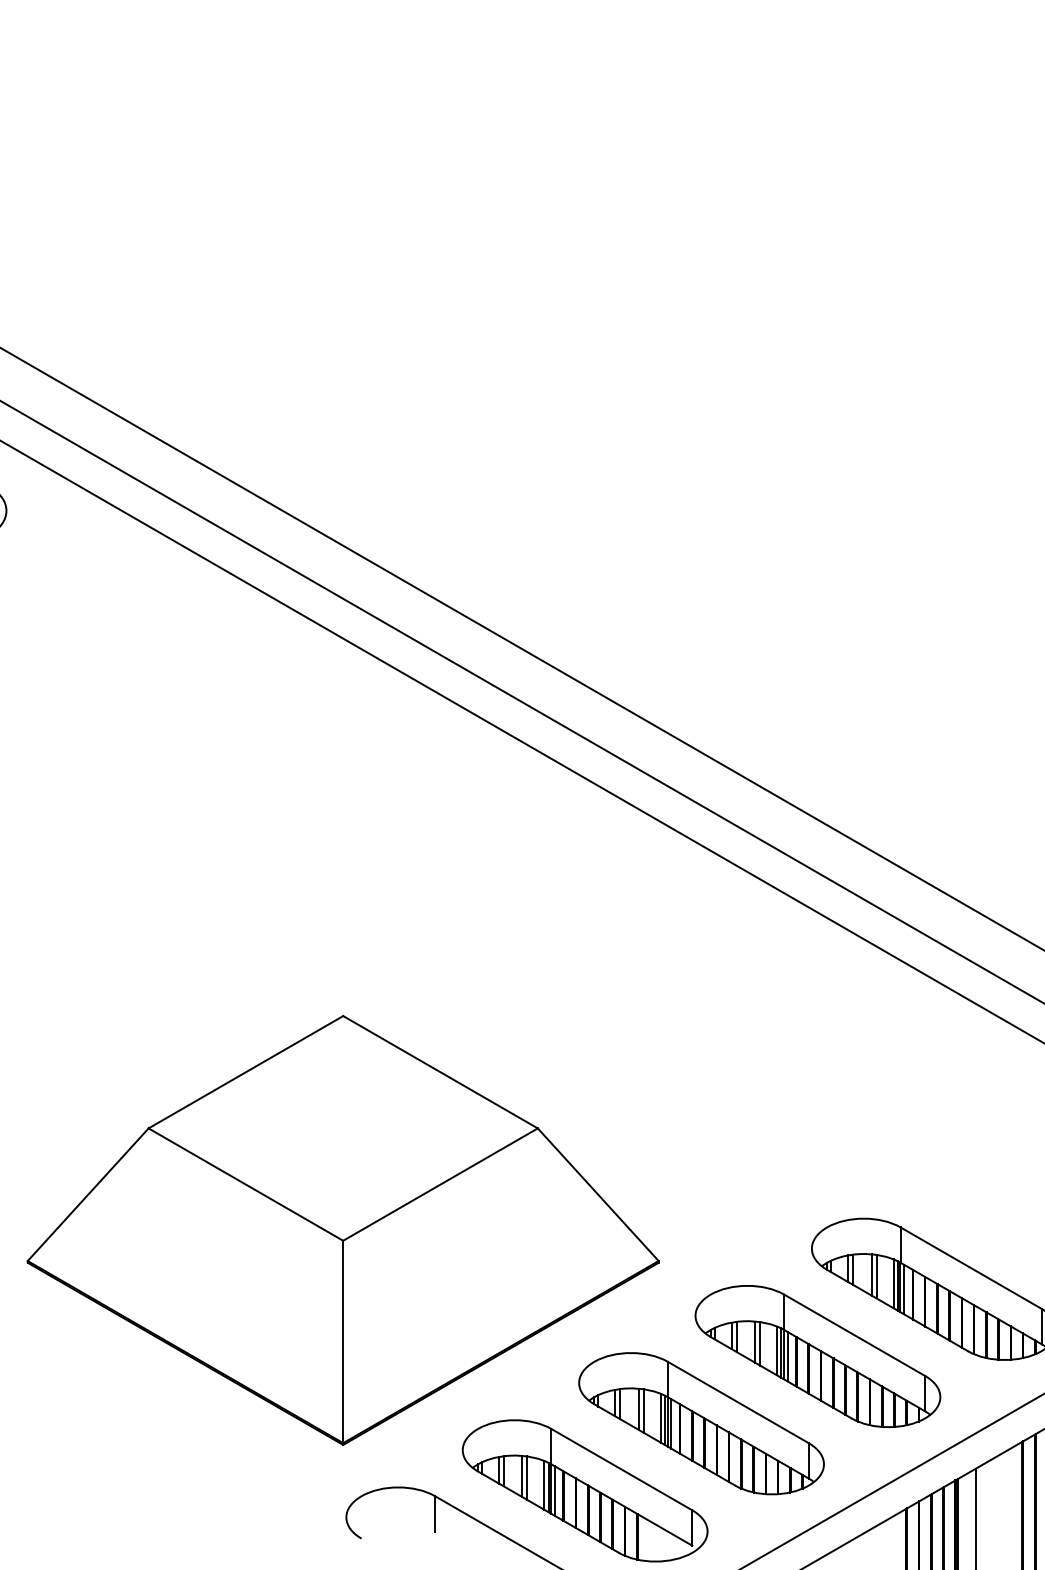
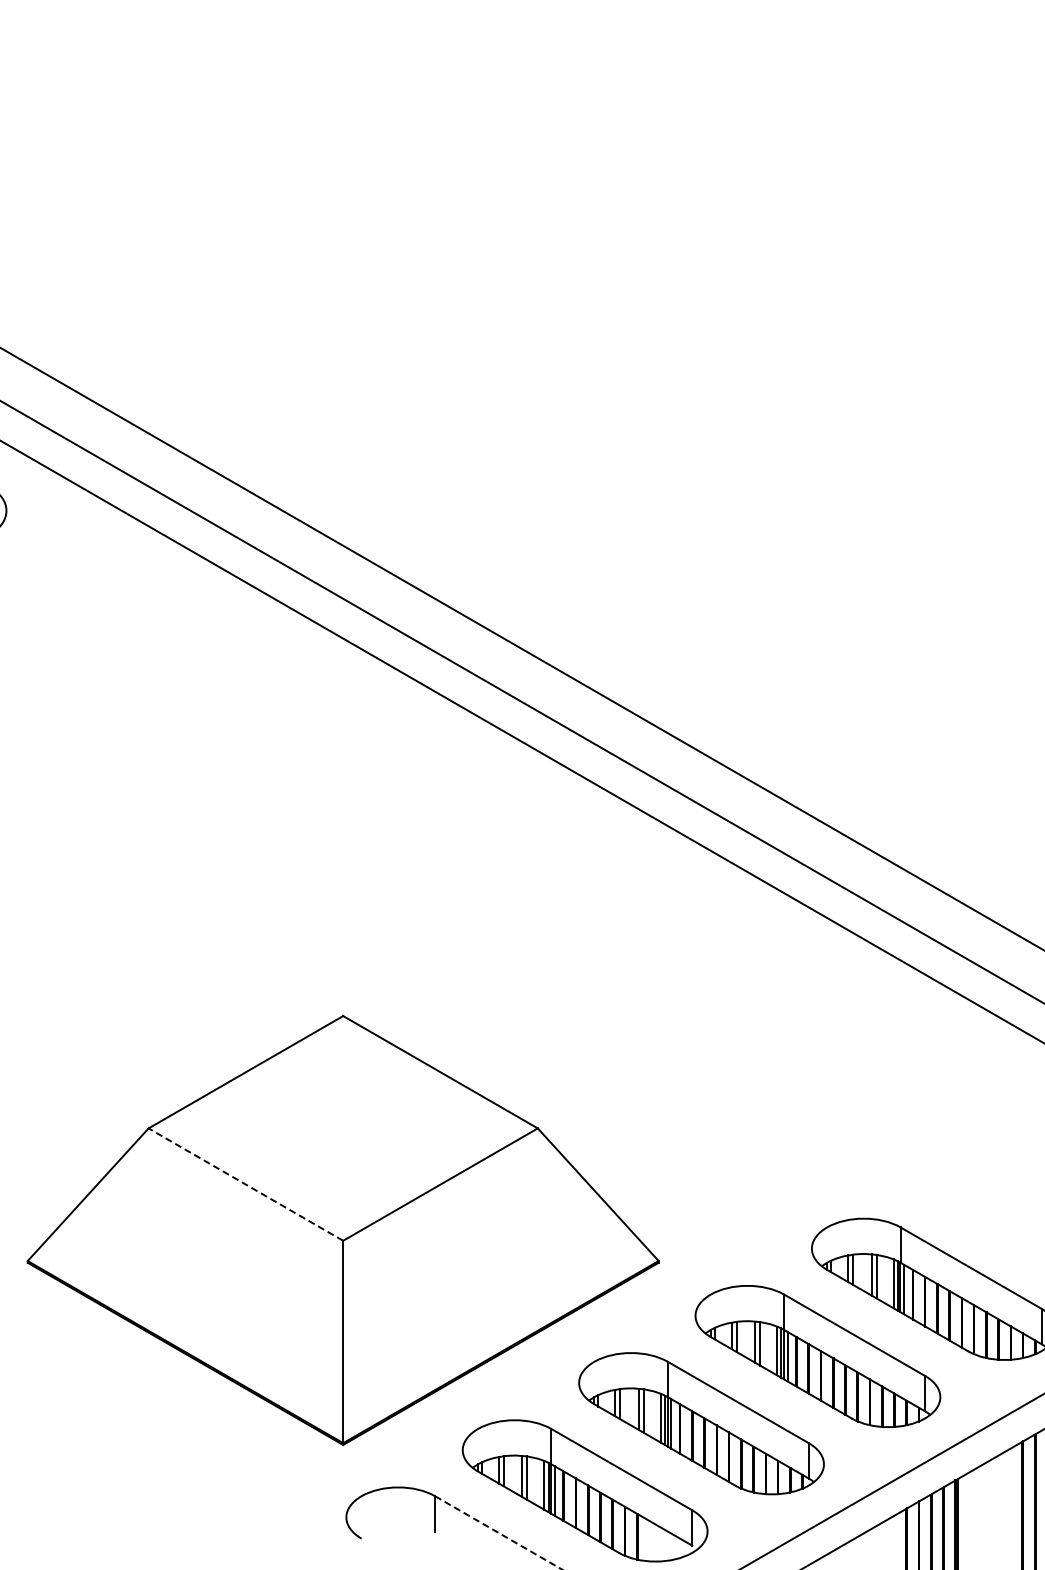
line: solid -> dashed (245, 1184)
line: present -> none (975, 1517)
line: solid -> dashed (499, 1533)
